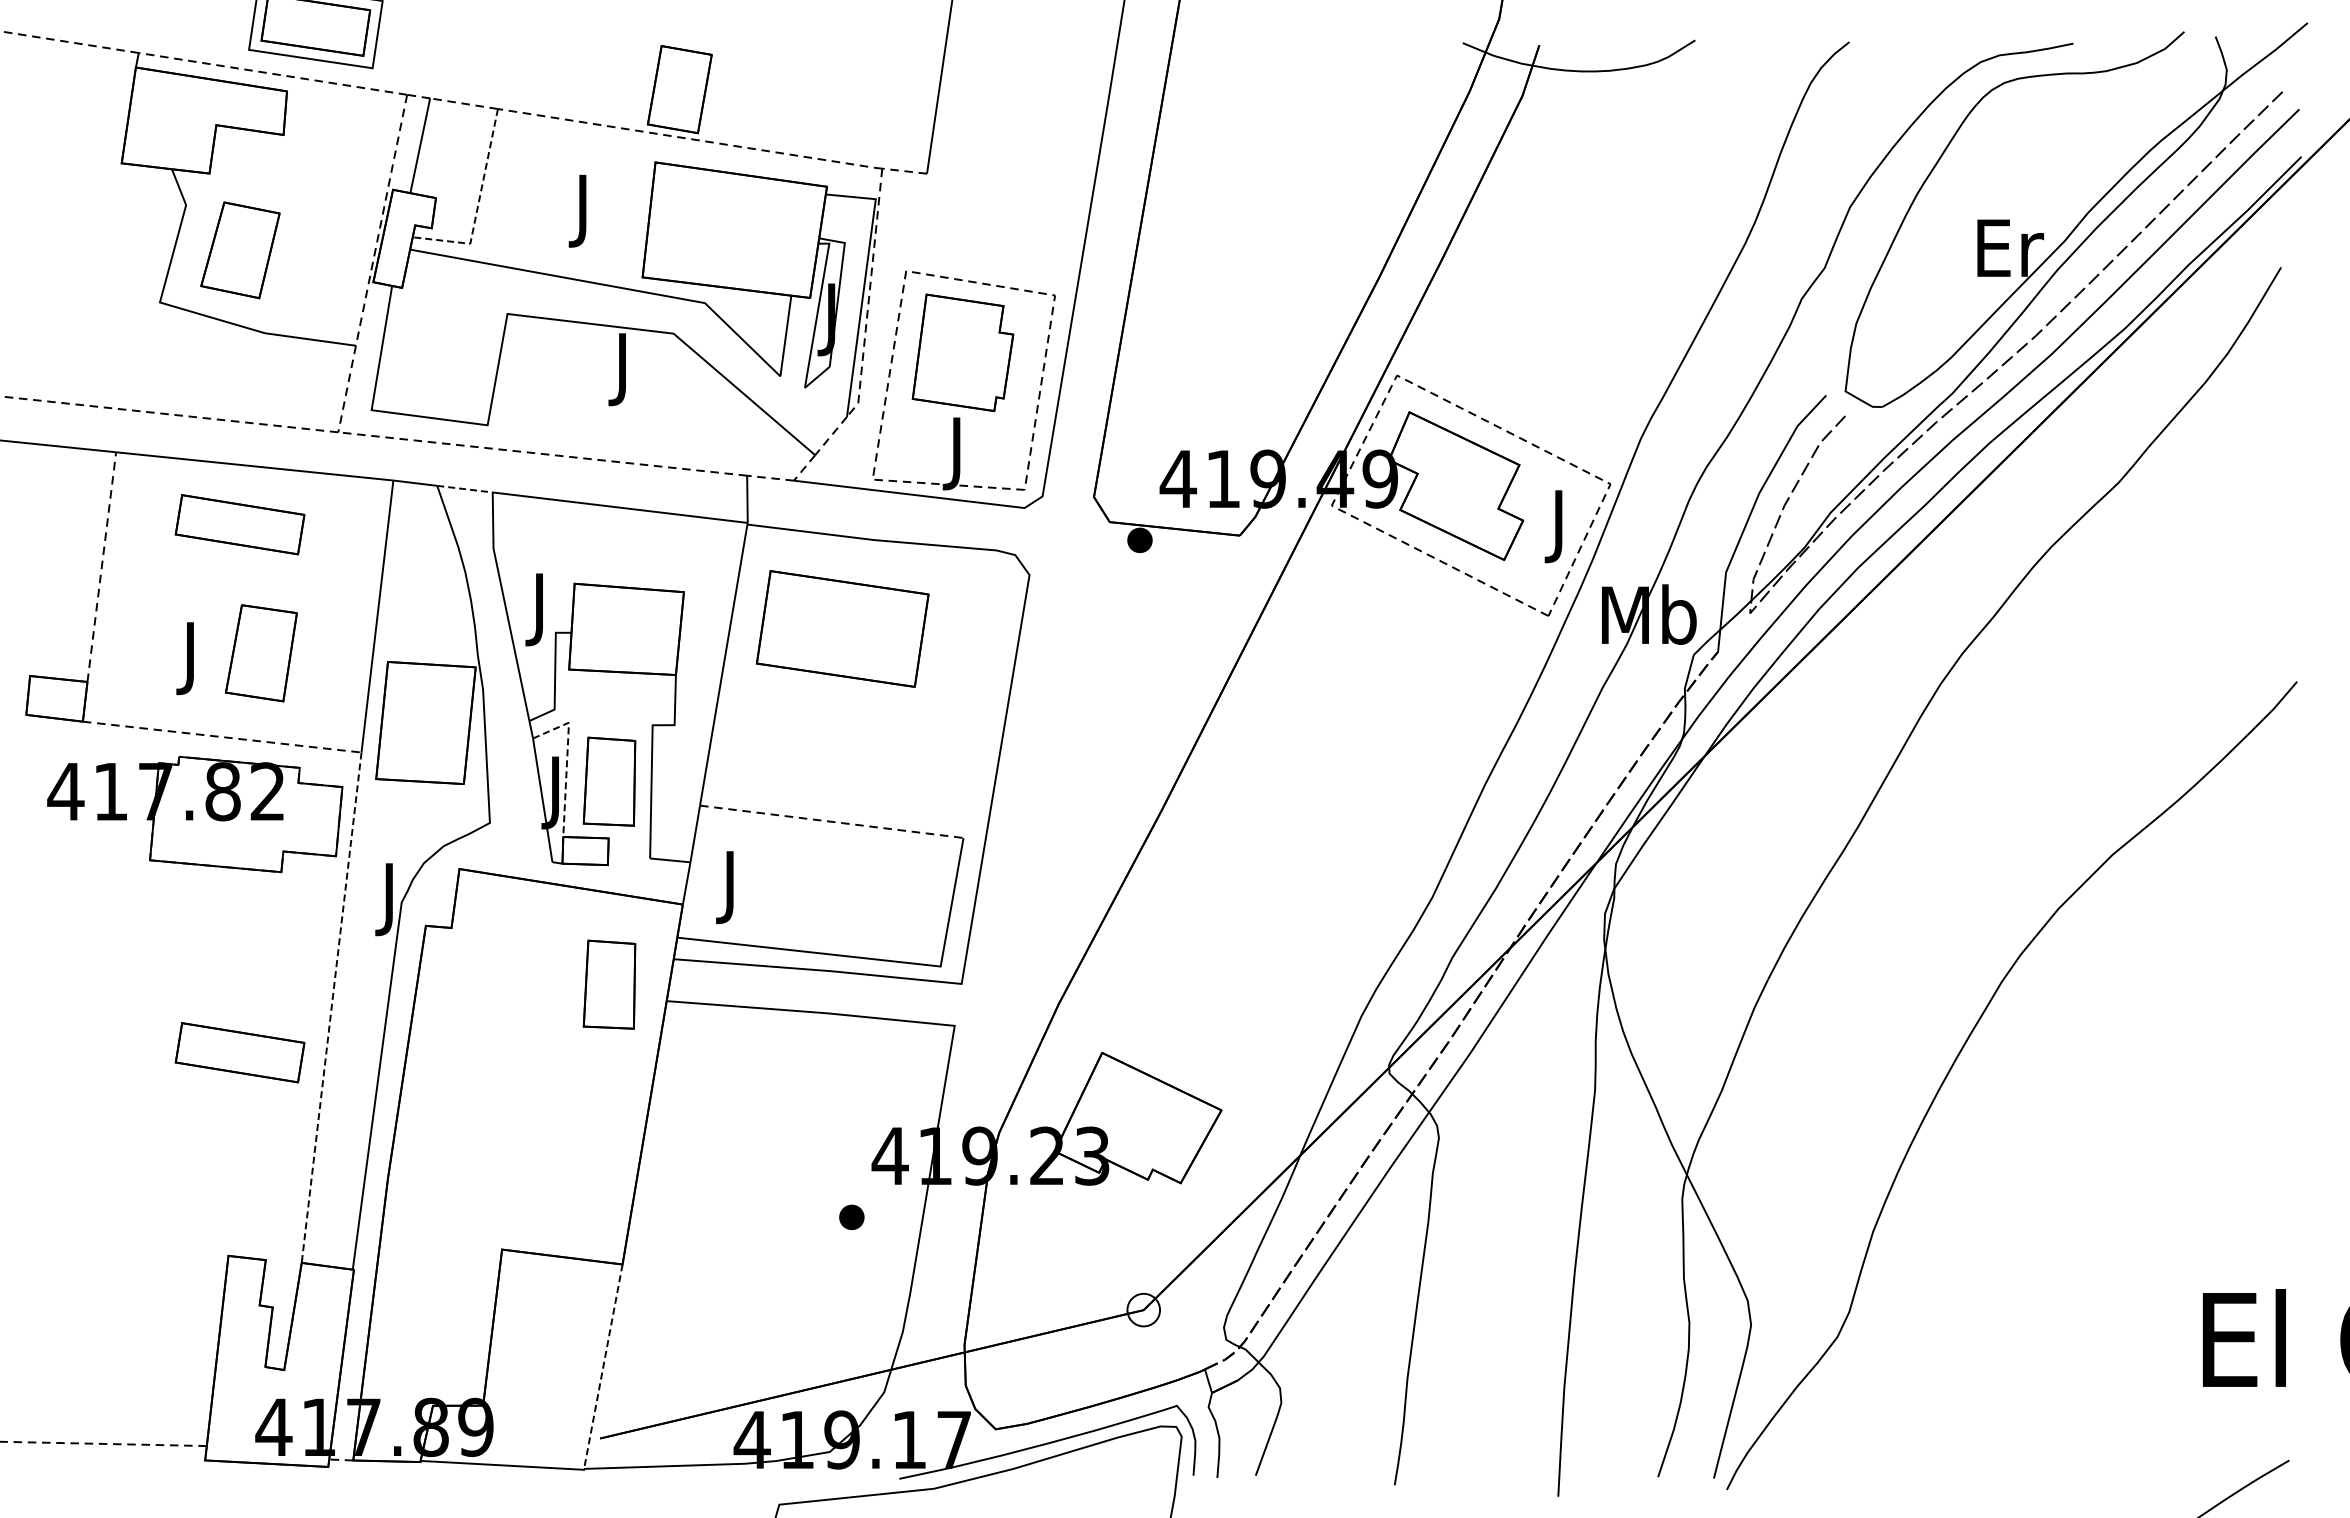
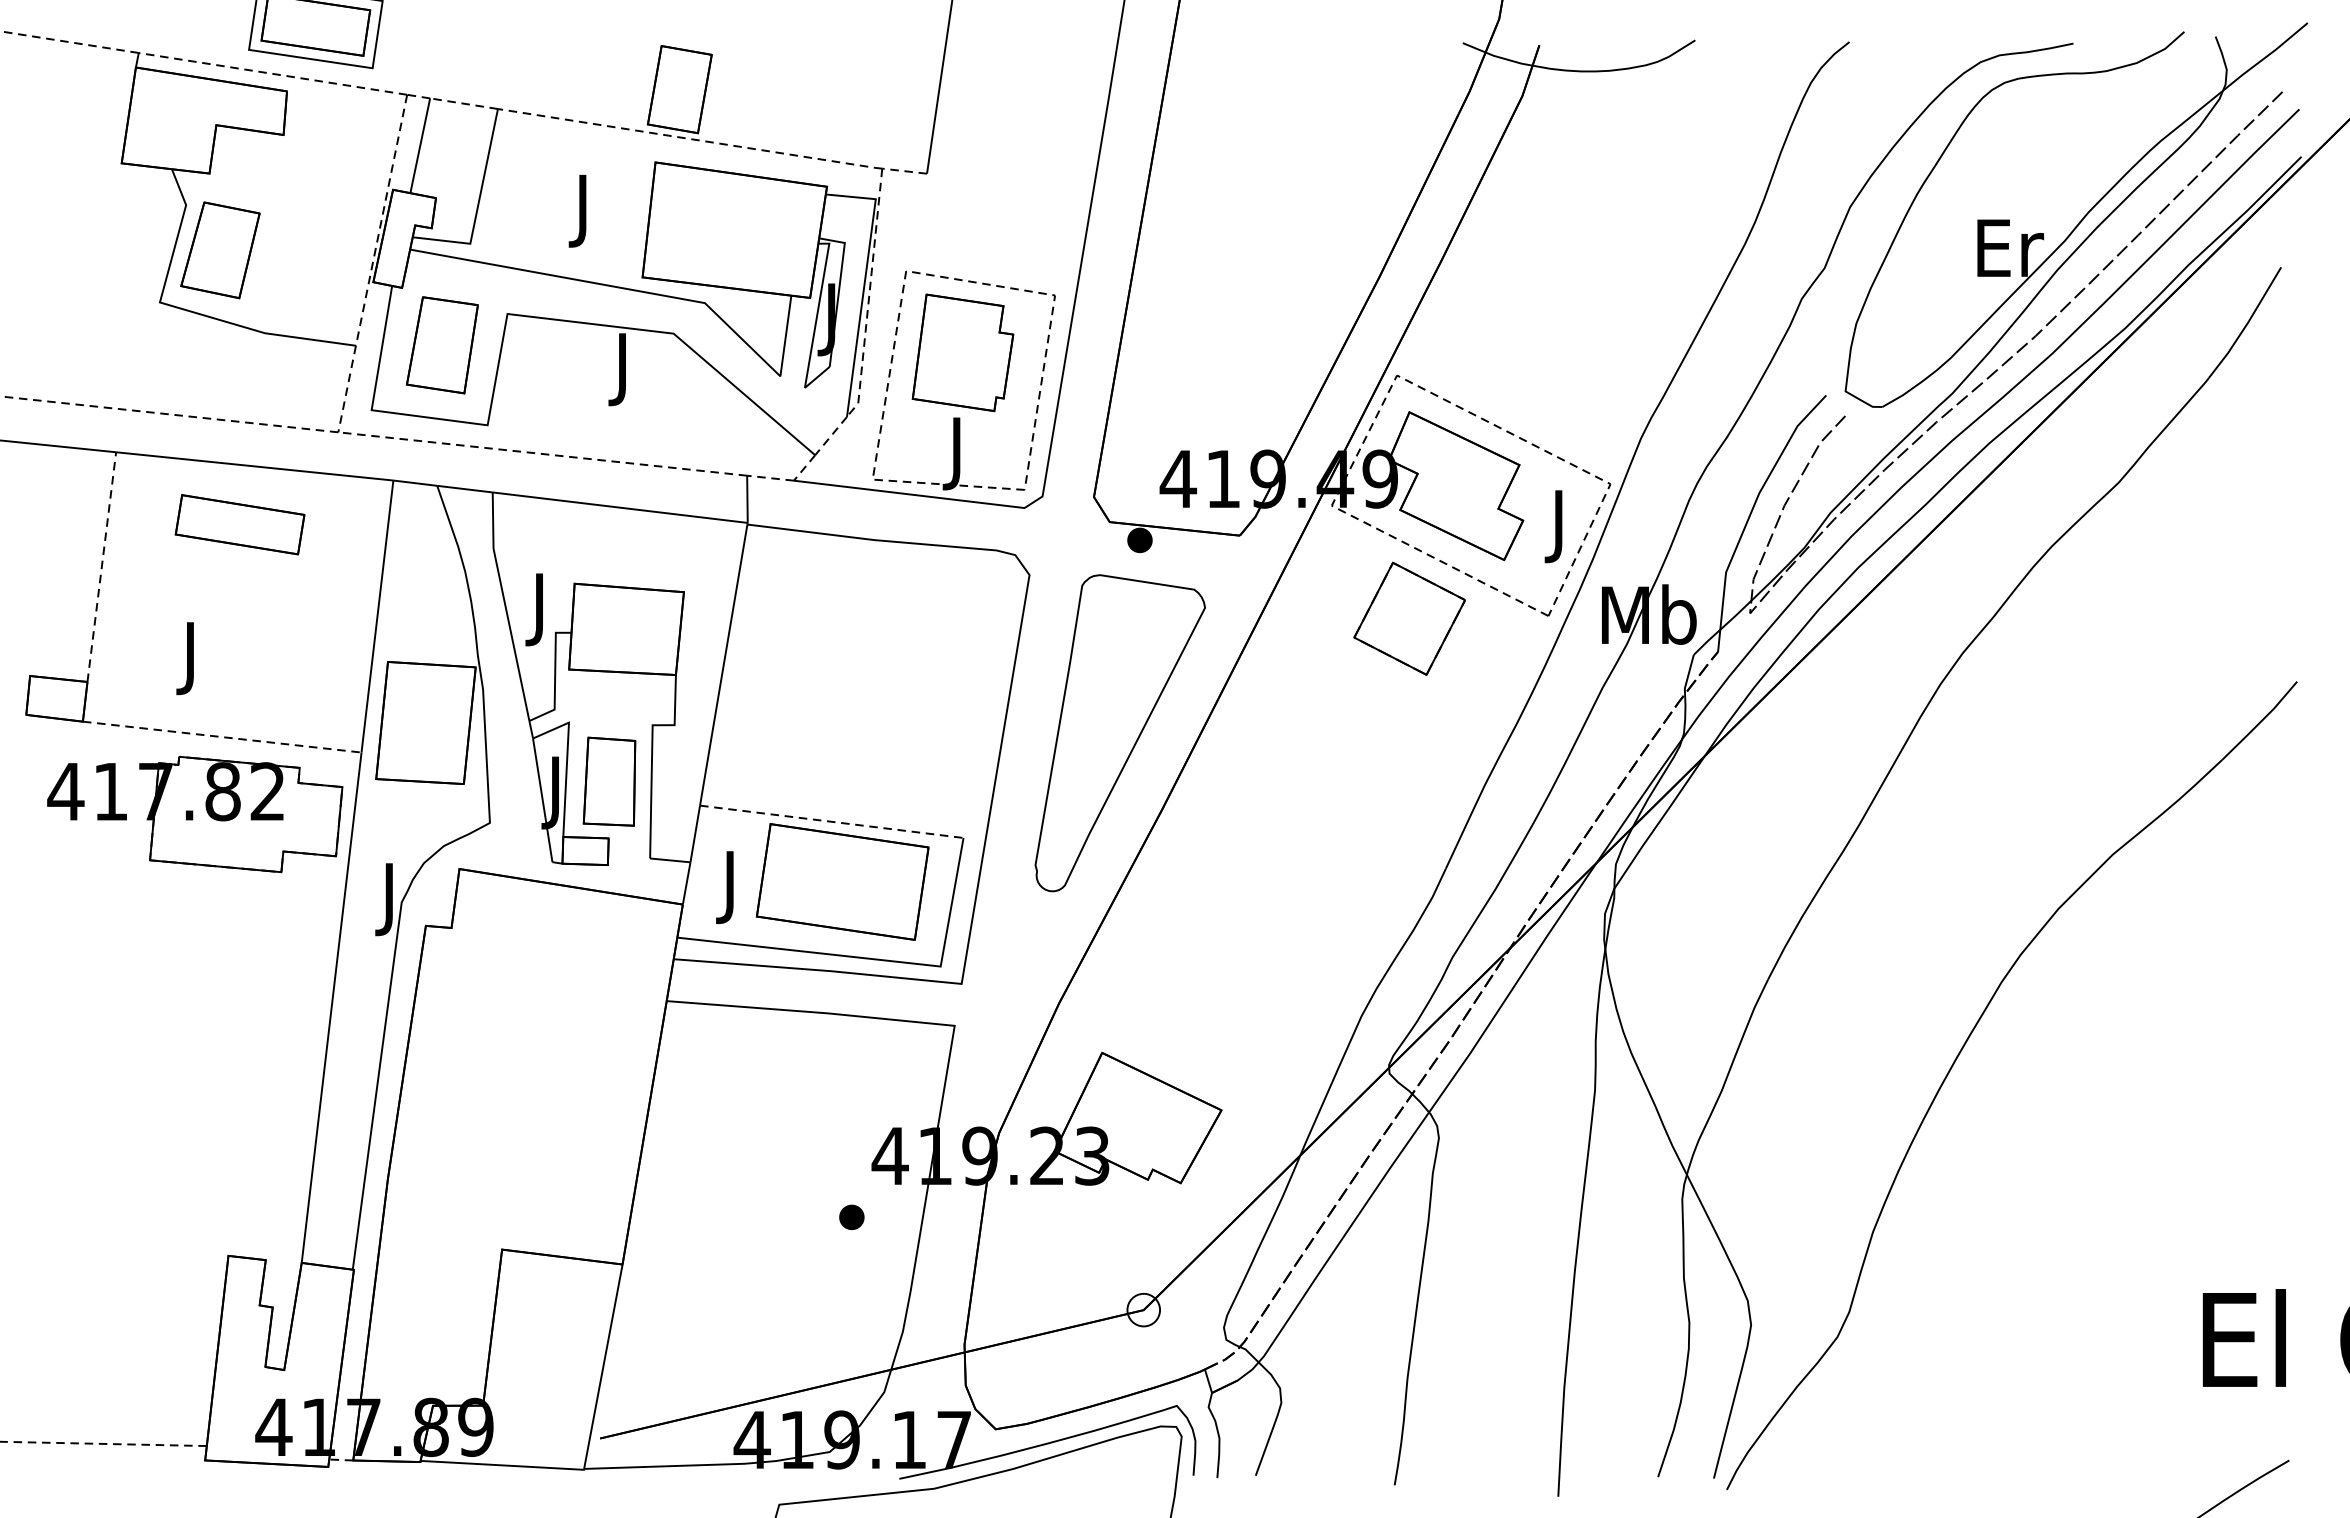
line: dashed -> solid (478, 205)
part position: (240, 250) -> (220, 250) (220, 250)
line: dashed -> solid (464, 489)
part: none -> present (1409, 618)
part position: (842, 628) -> (842, 881) (842, 881)
part position: (261, 653) -> (442, 345) (442, 345)
part: none -> present (1119, 733)
line: dashed -> solid (567, 759)
part: present -> none (609, 984)
line: dashed -> solid (331, 1007)
part: present -> none (239, 1052)
line: dashed -> solid (603, 1367)
